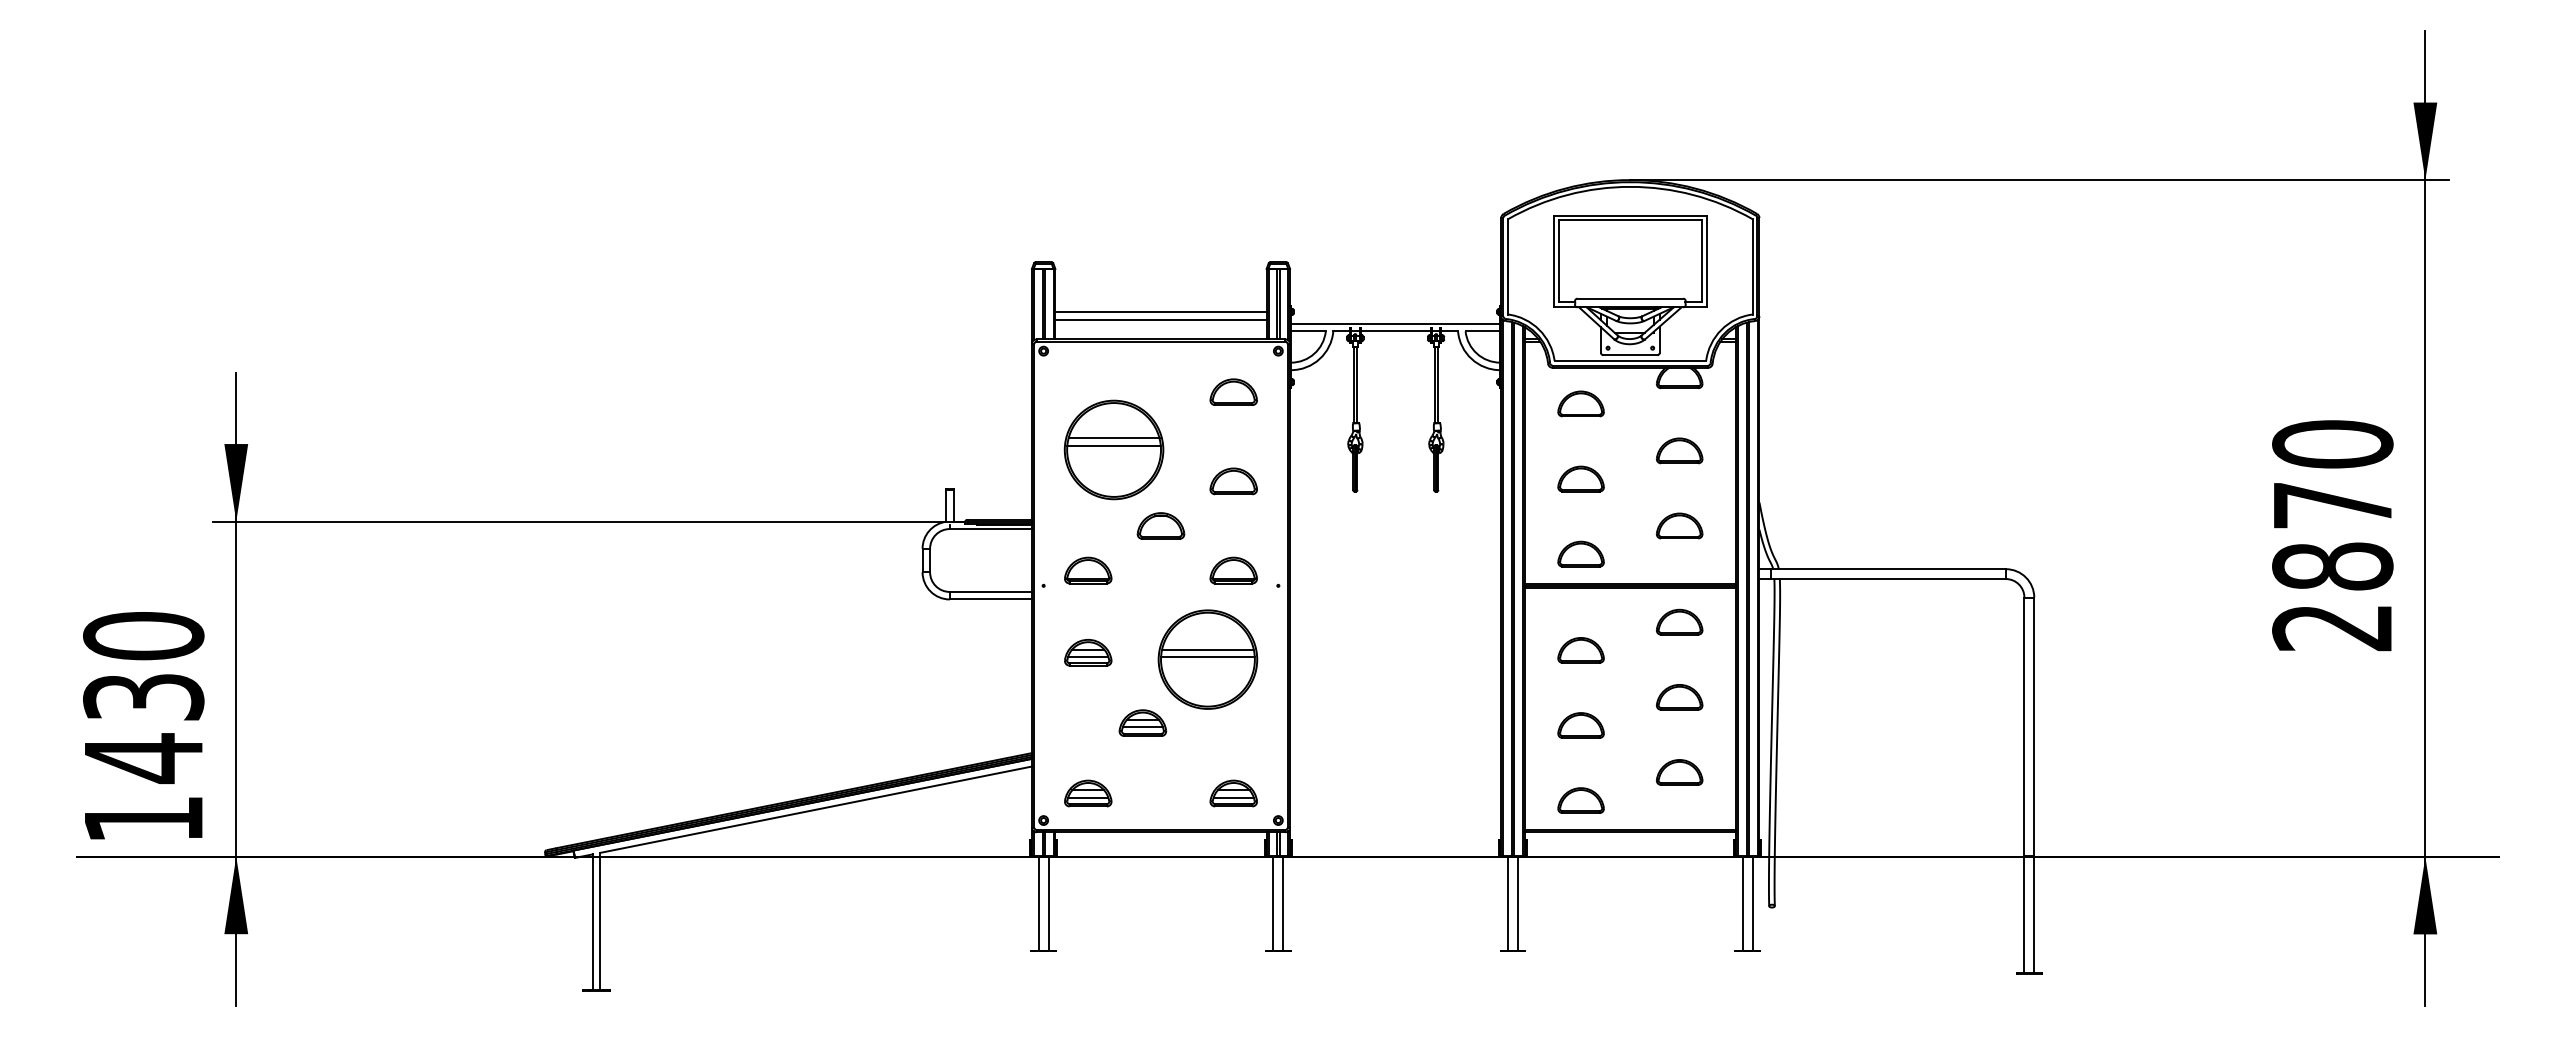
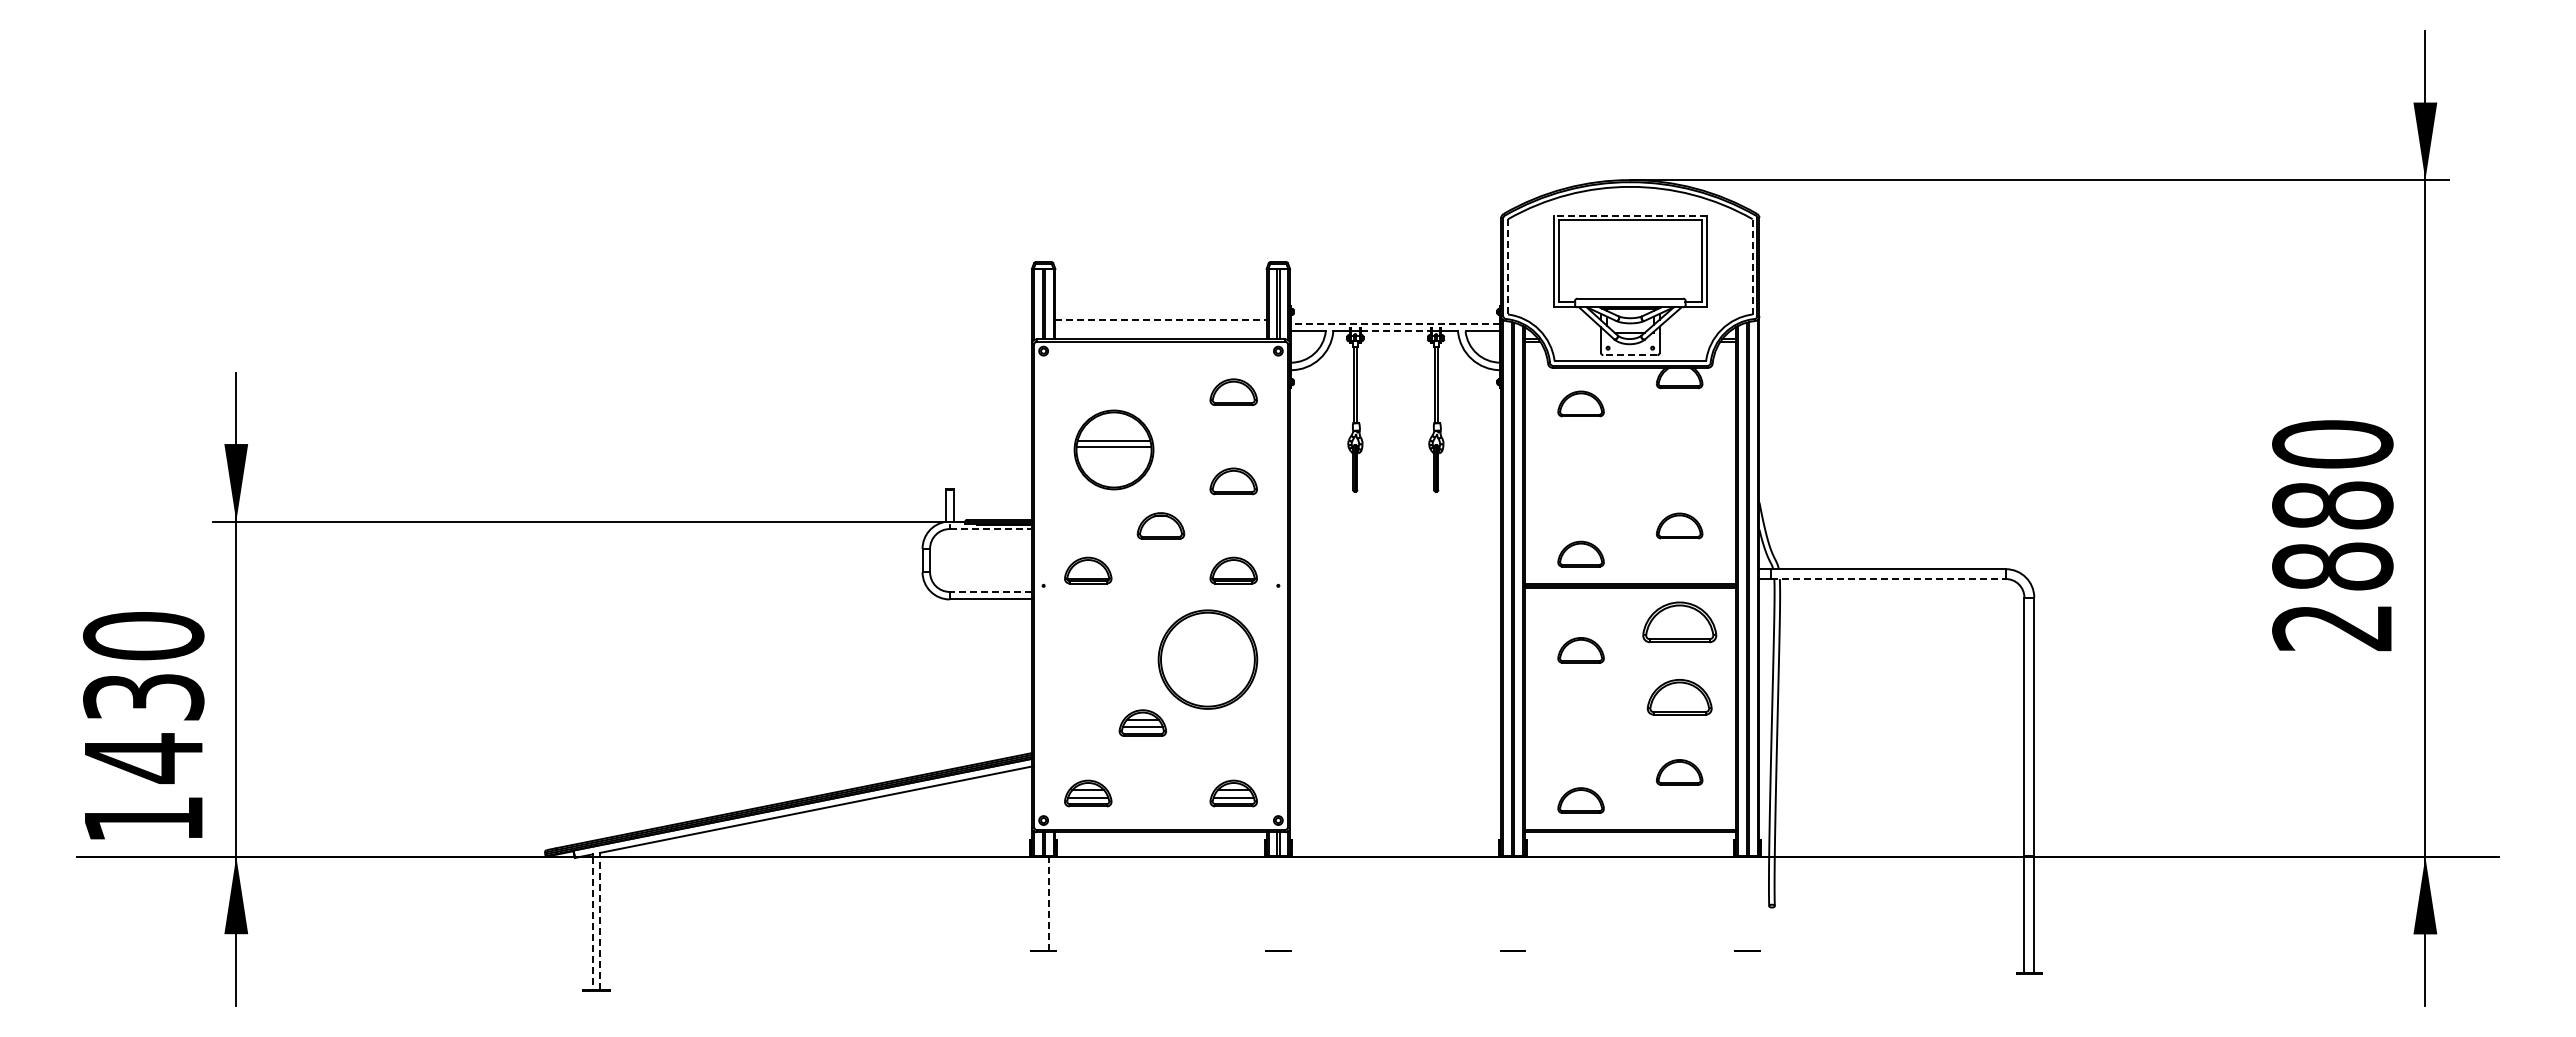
line: solid -> dashed (1629, 215)
line: solid -> dashed (1508, 266)
line: solid -> dashed (1752, 266)
line: present -> none (1160, 312)
line: solid -> dashed (1161, 319)
line: solid -> dashed (1395, 323)
line: solid -> dashed (1396, 331)
line: solid -> dashed (1630, 355)
part size: 102x102 px -> 82x82 px (1113, 449)
part: present -> none (1679, 450)
part: present -> none (1580, 478)
text: 2870 -> 2880 (2332, 505)
line: solid -> dashed (991, 529)
line: solid -> dashed (1889, 579)
line: solid -> dashed (990, 591)
part size: 49x28 px -> 76x43 px (1679, 622)
line: present -> none (1207, 649)
part: present -> none (1088, 652)
line: present -> none (1207, 657)
part size: 49x27 px -> 67x37 px (1679, 697)
part: present -> none (1580, 725)
line: present -> none (1038, 903)
line: solid -> dashed (1048, 903)
line: present -> none (1273, 903)
line: present -> none (1283, 903)
line: present -> none (1508, 903)
line: present -> none (1517, 903)
line: present -> none (1742, 903)
line: present -> none (1752, 903)
line: solid -> dashed (600, 922)
line: solid -> dashed (592, 923)
